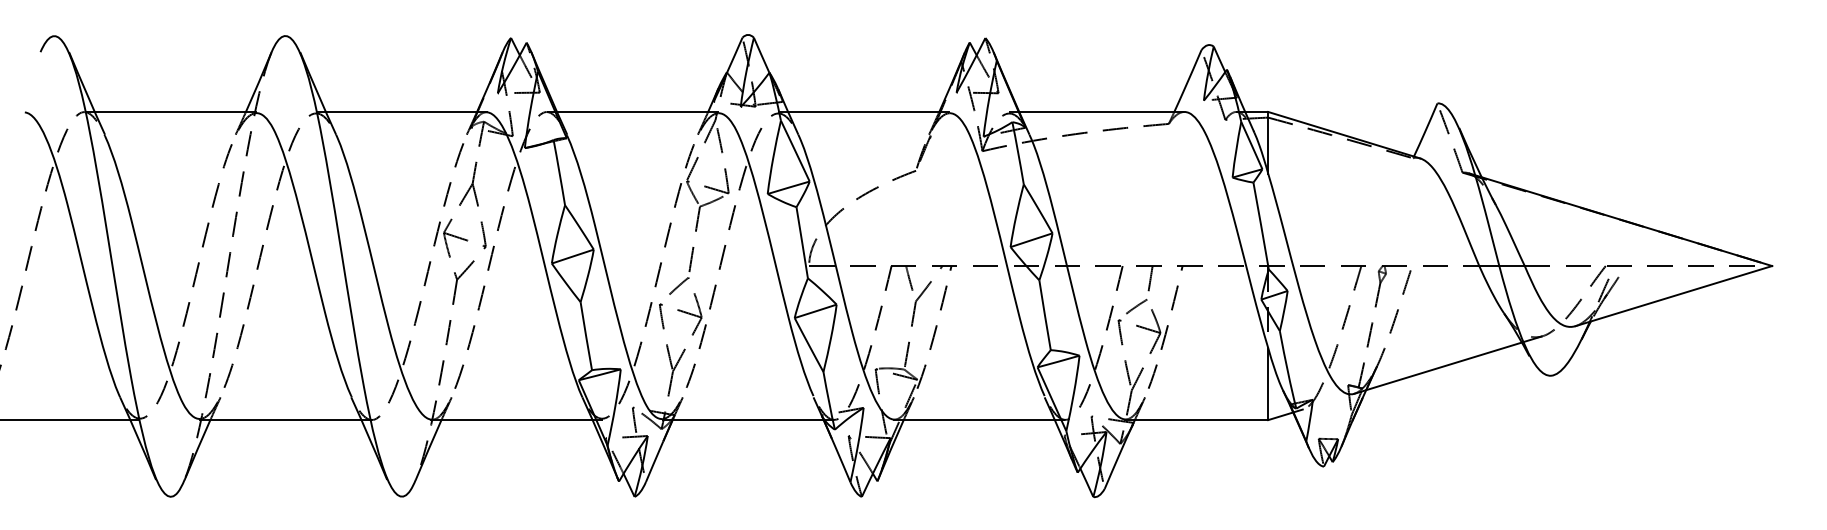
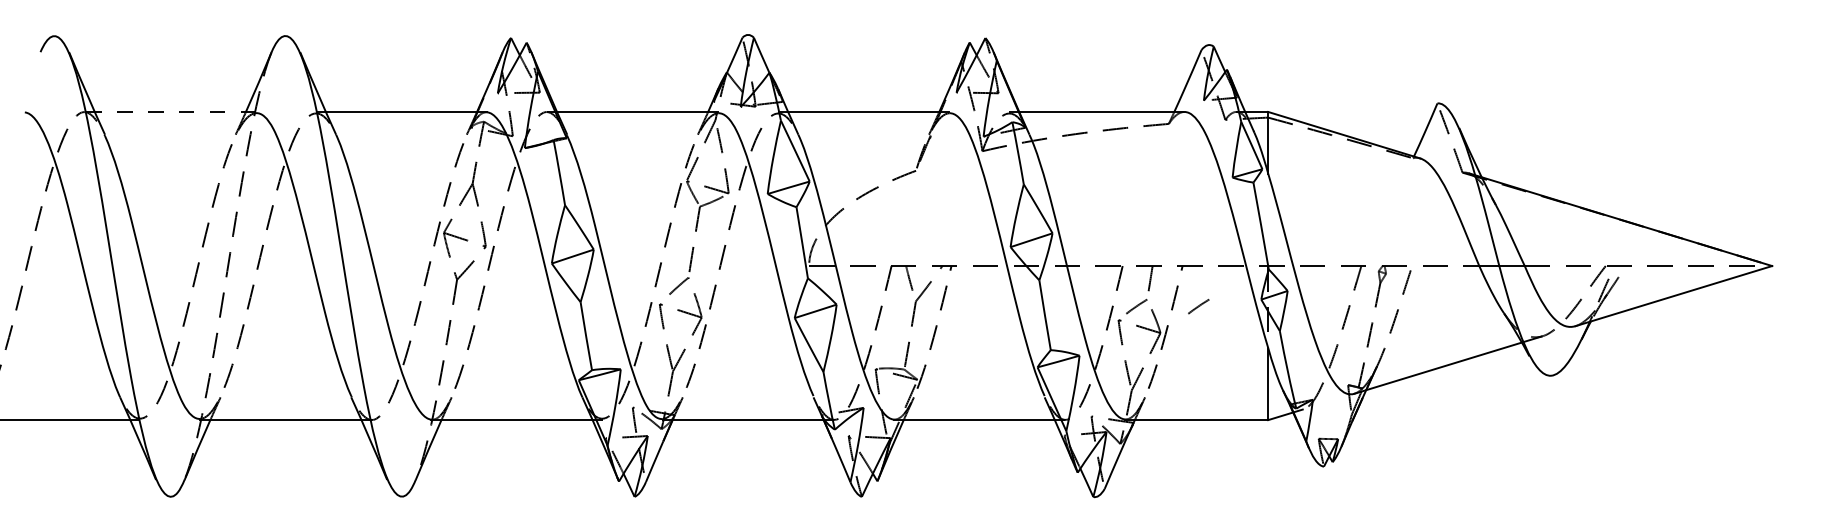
line: solid -> dashed (175, 111)
line: none -> present (1198, 306)
